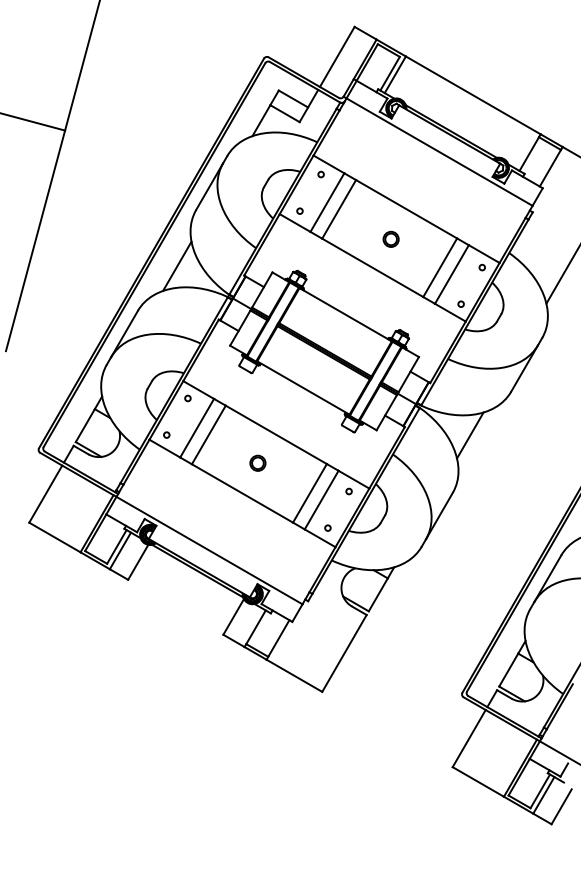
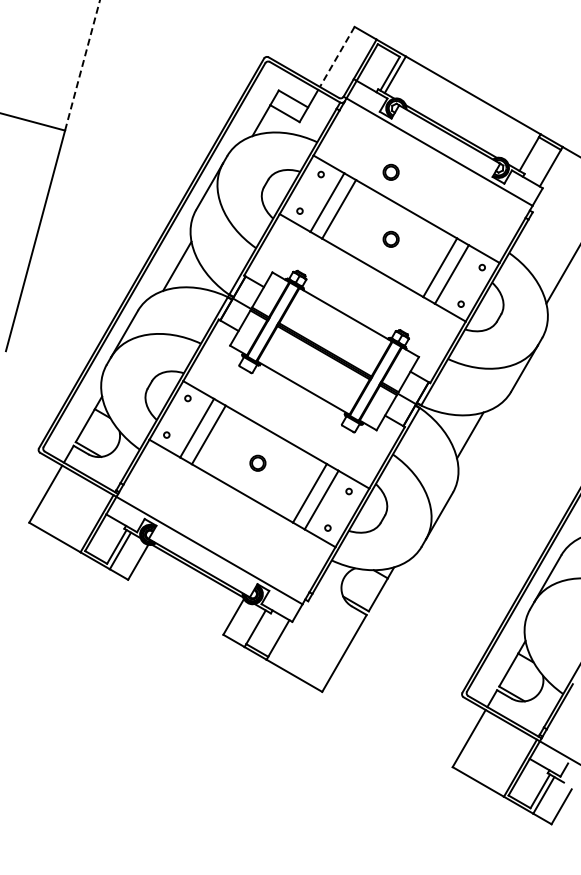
line: solid -> dashed (337, 56)
line: solid -> dashed (82, 65)
part: none -> present (390, 171)
